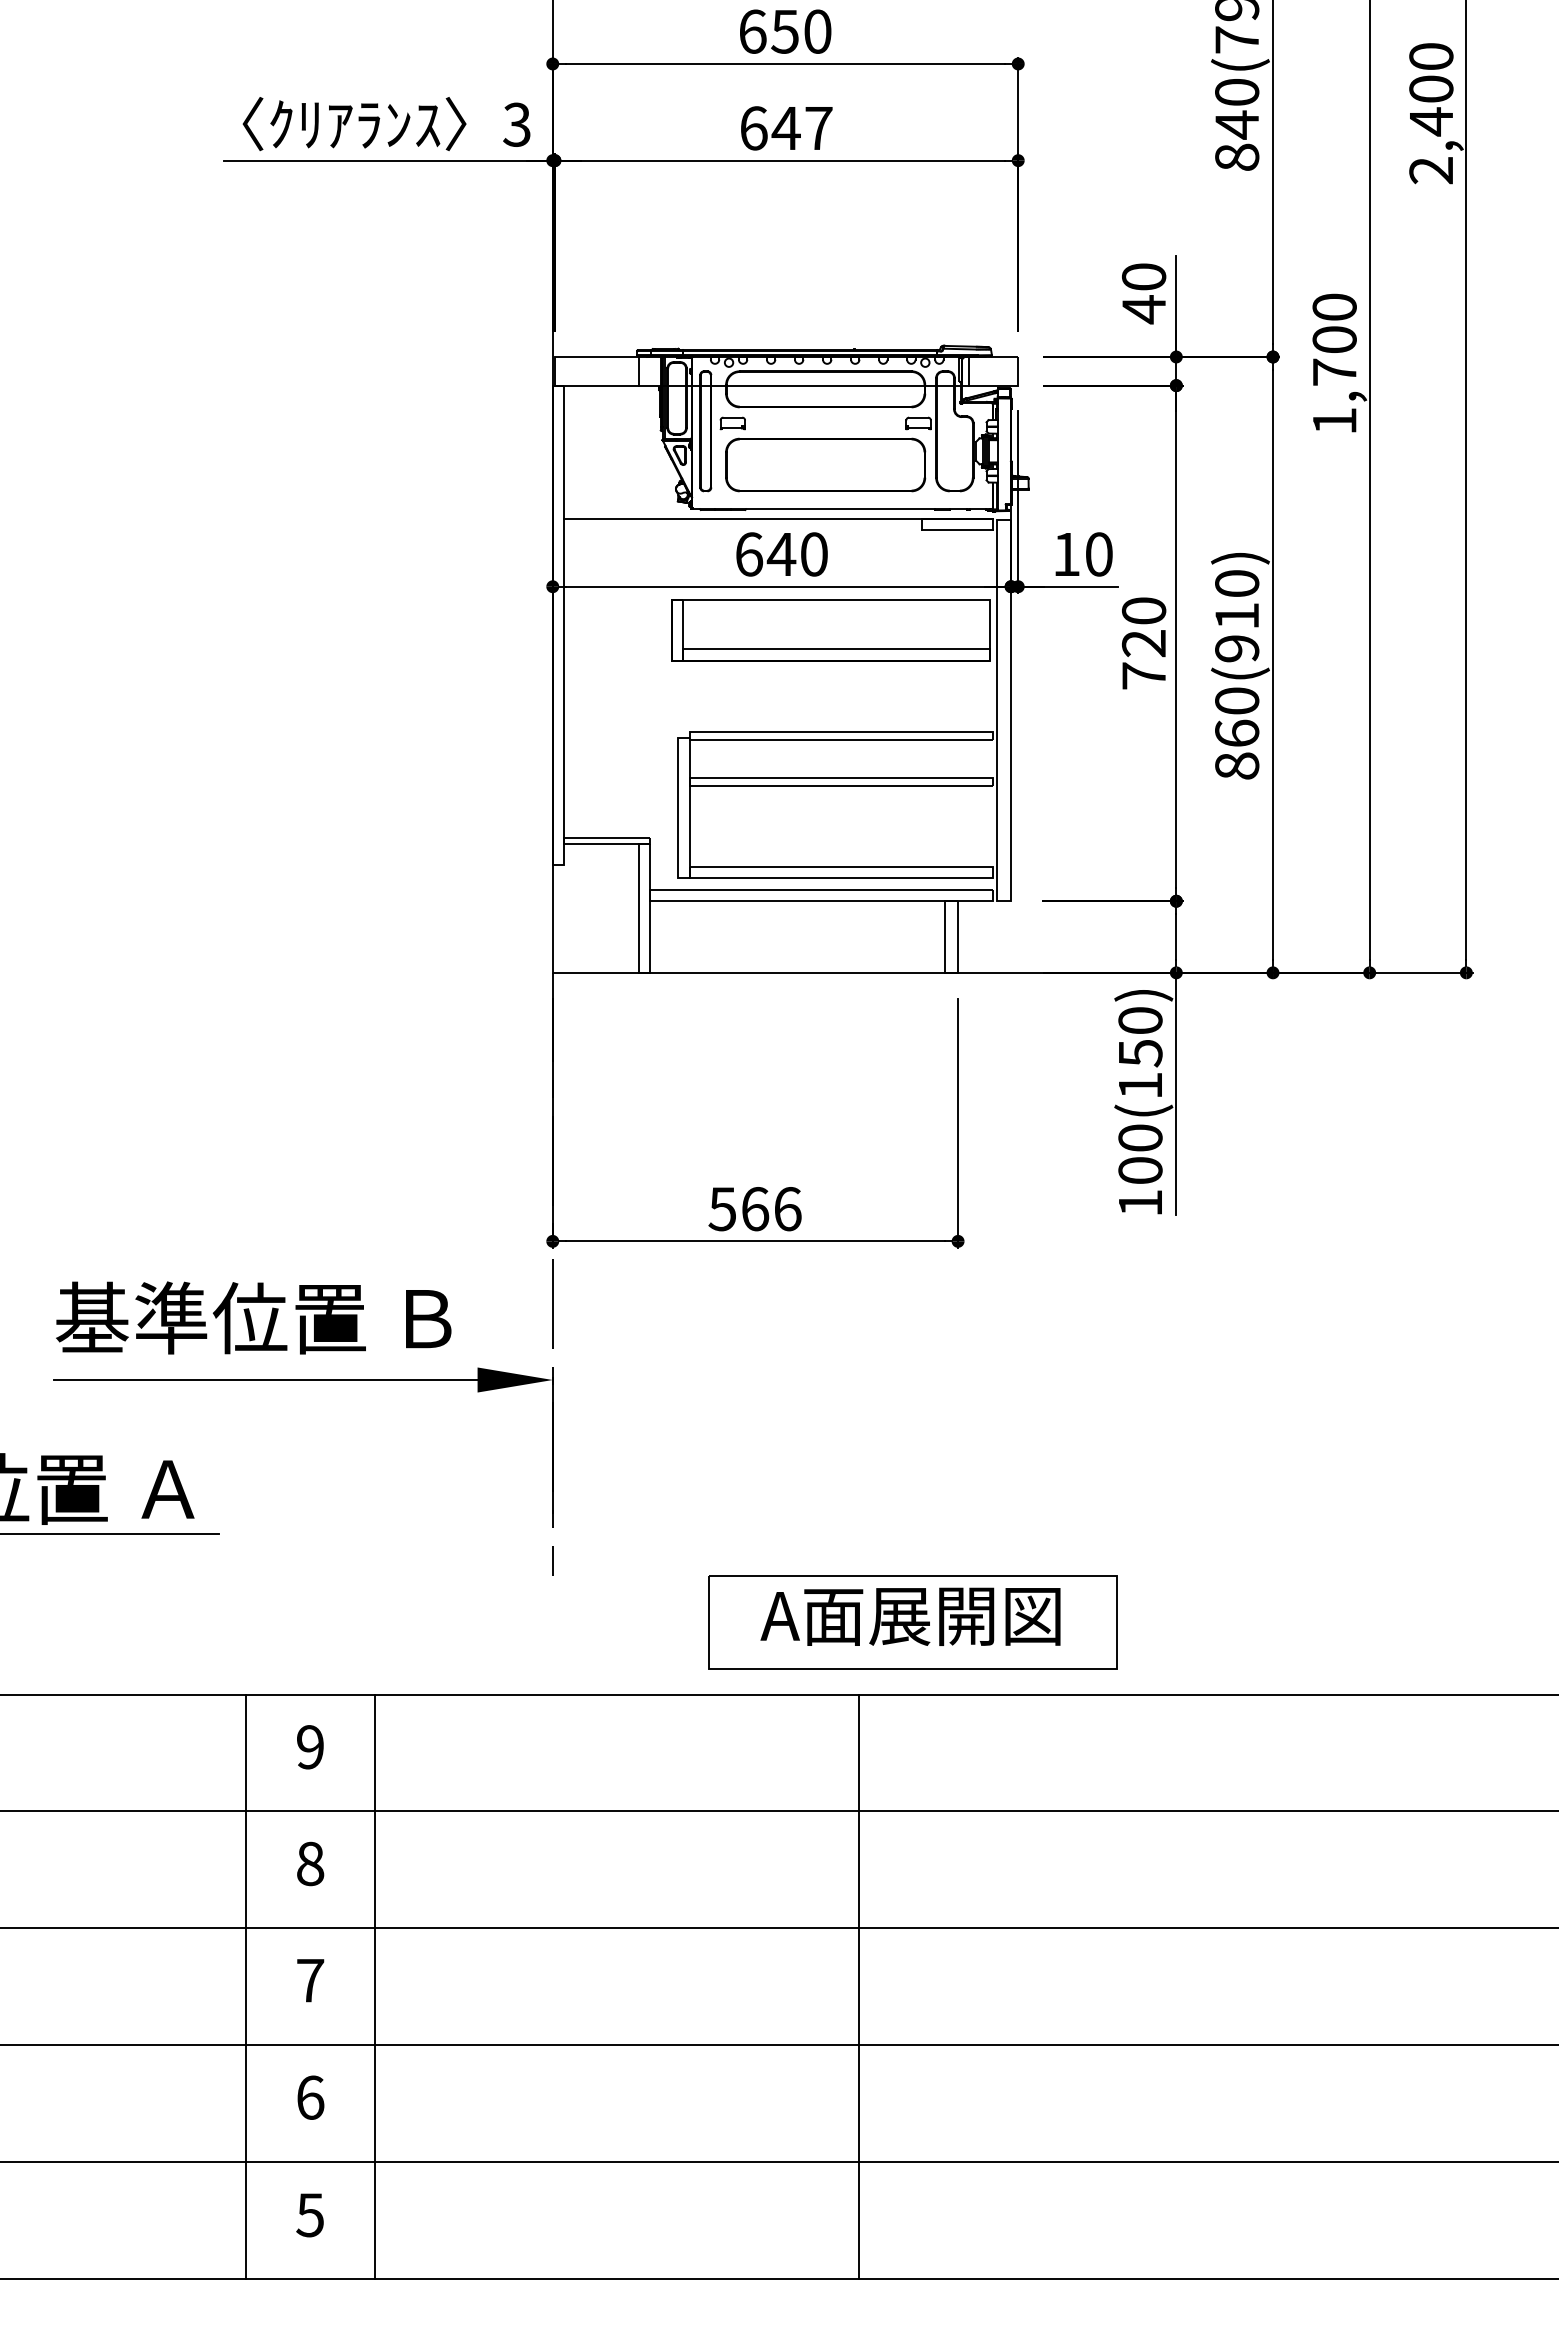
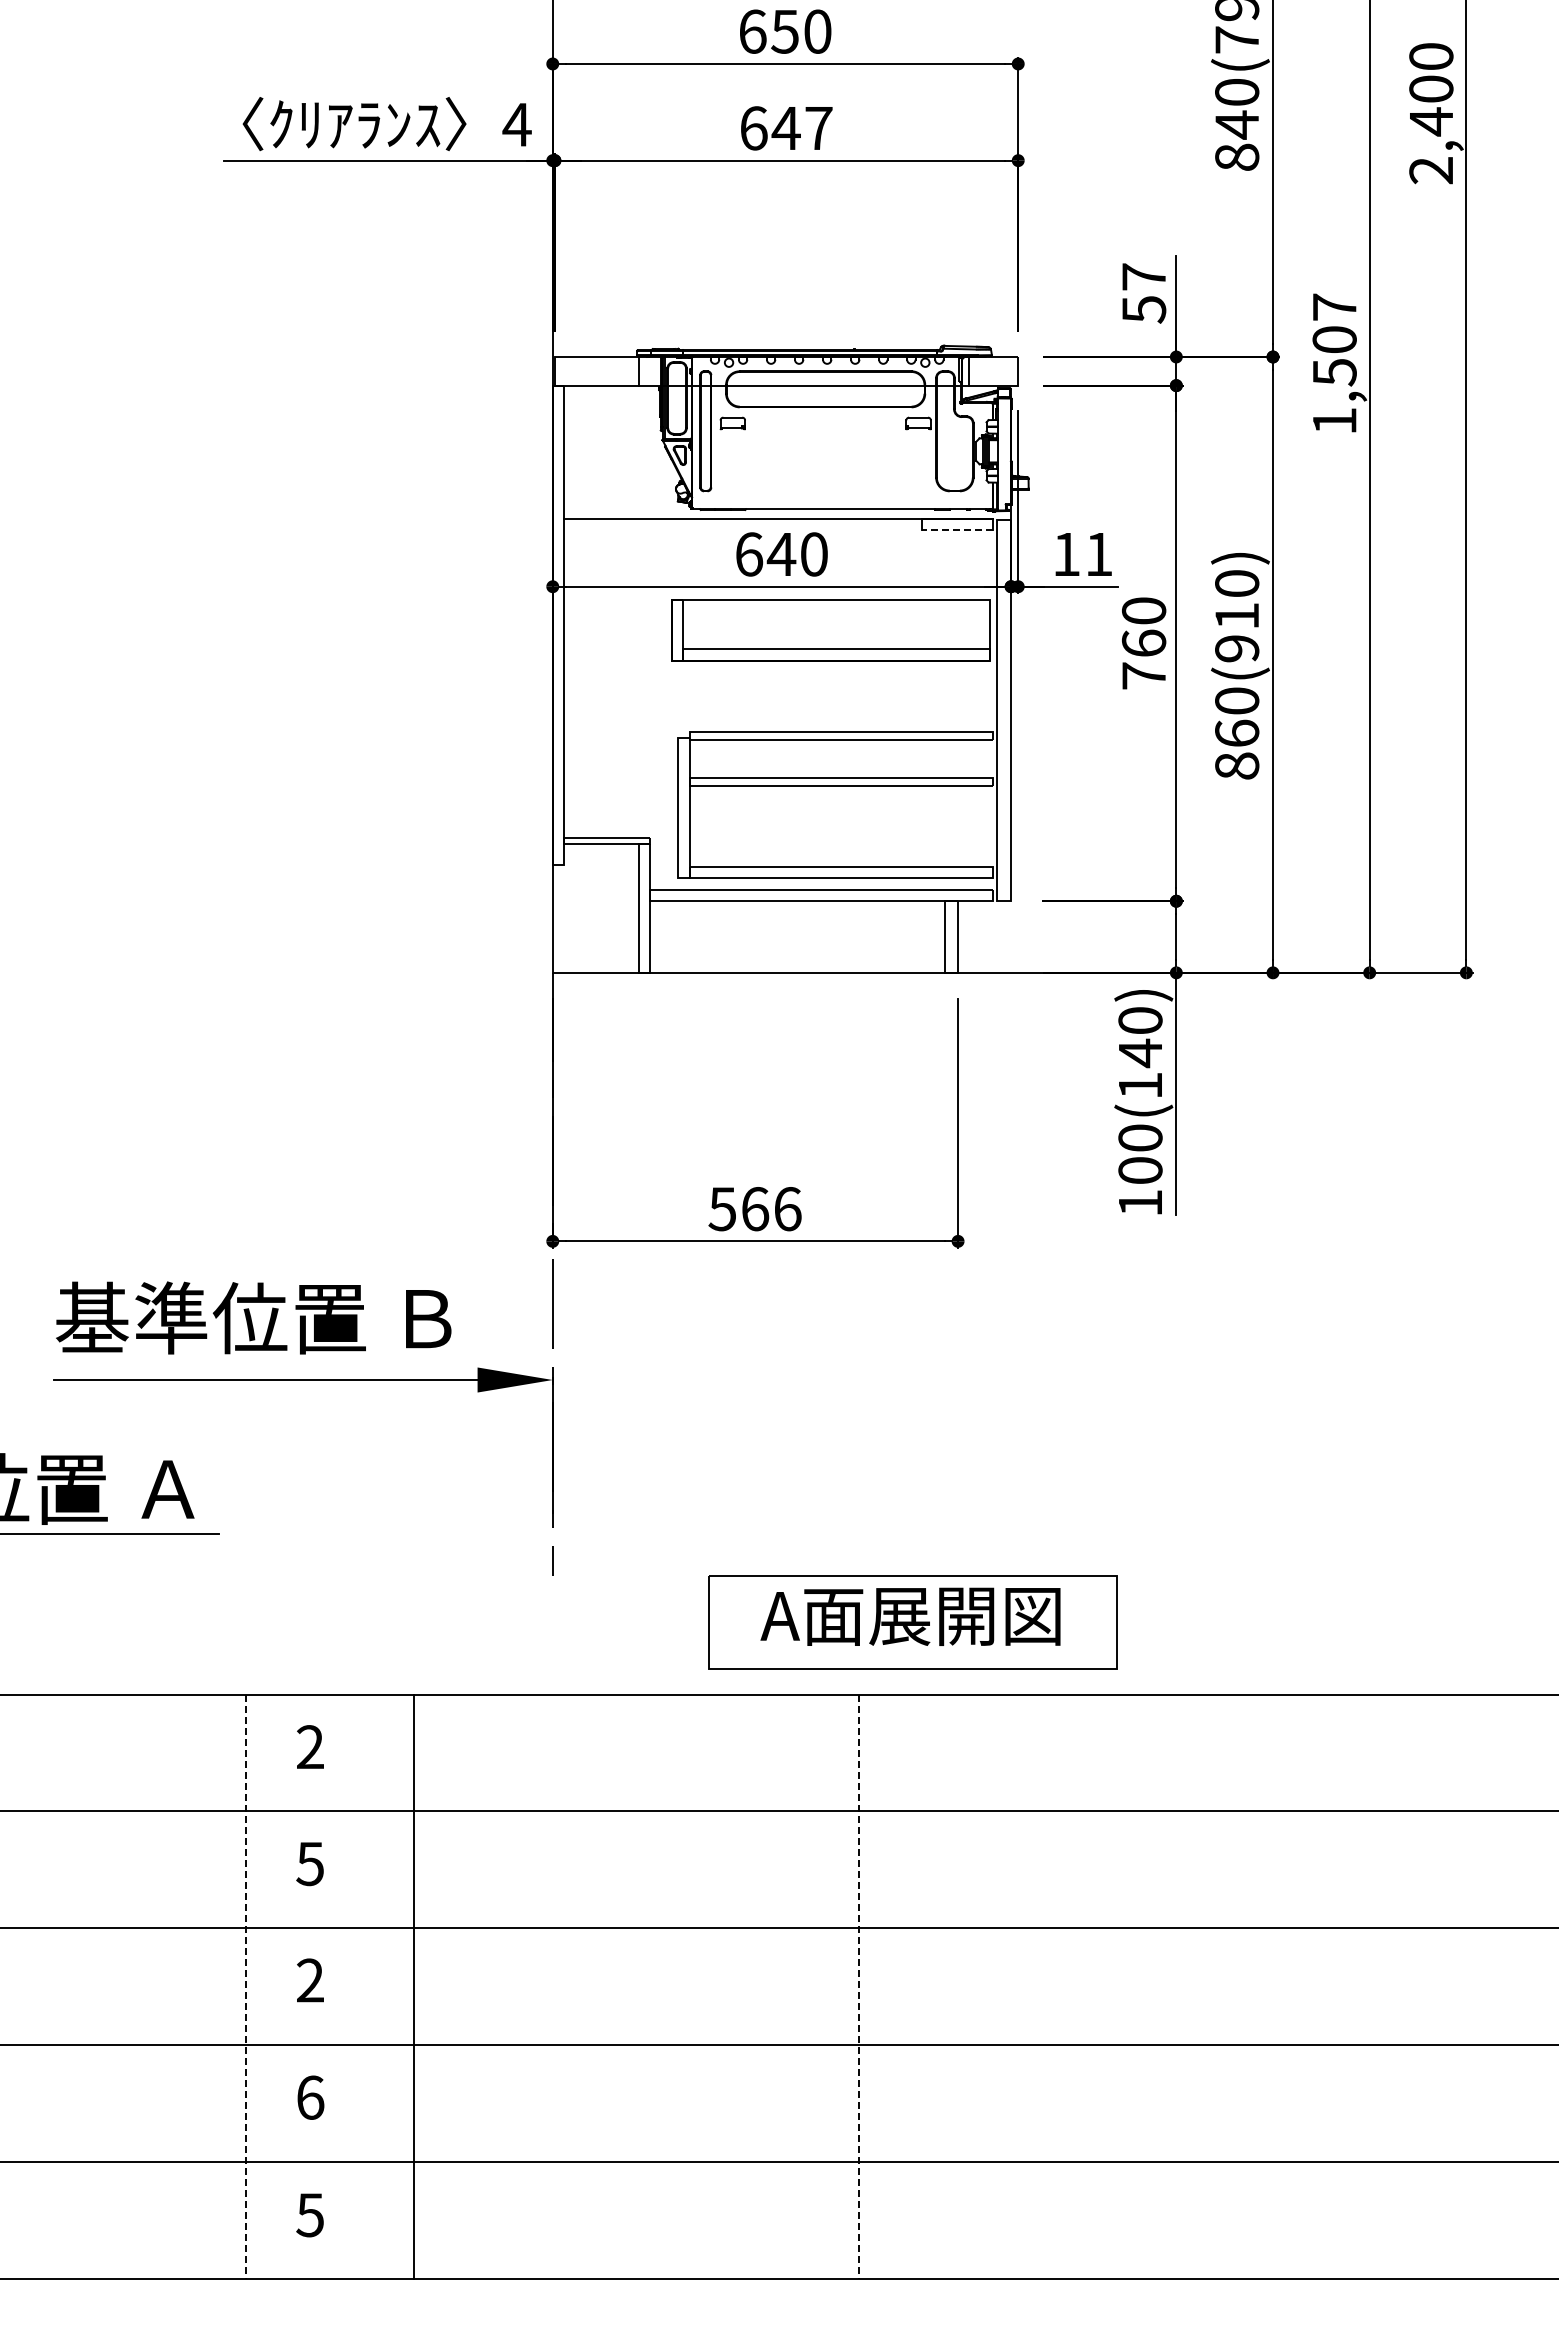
text: 3 -> 4 (516, 124)
text: 40 -> 57 (1143, 293)
text: 1,700 -> 1,507 (1334, 339)
part: present -> none (825, 464)
line: solid -> dashed (957, 530)
text: 10 -> 11 (1099, 554)
text: 720 -> 760 (1143, 643)
text: 100(150) -> 100(140) (1140, 1053)
text: 9 -> 2 (310, 1747)
text: 8 -> 5 (310, 1863)
text: 7 -> 2 (310, 1980)
line position: (375, 1986) -> (414, 1986) (414, 1986)
line: solid -> dashed (245, 1987)
line: solid -> dashed (858, 1987)
